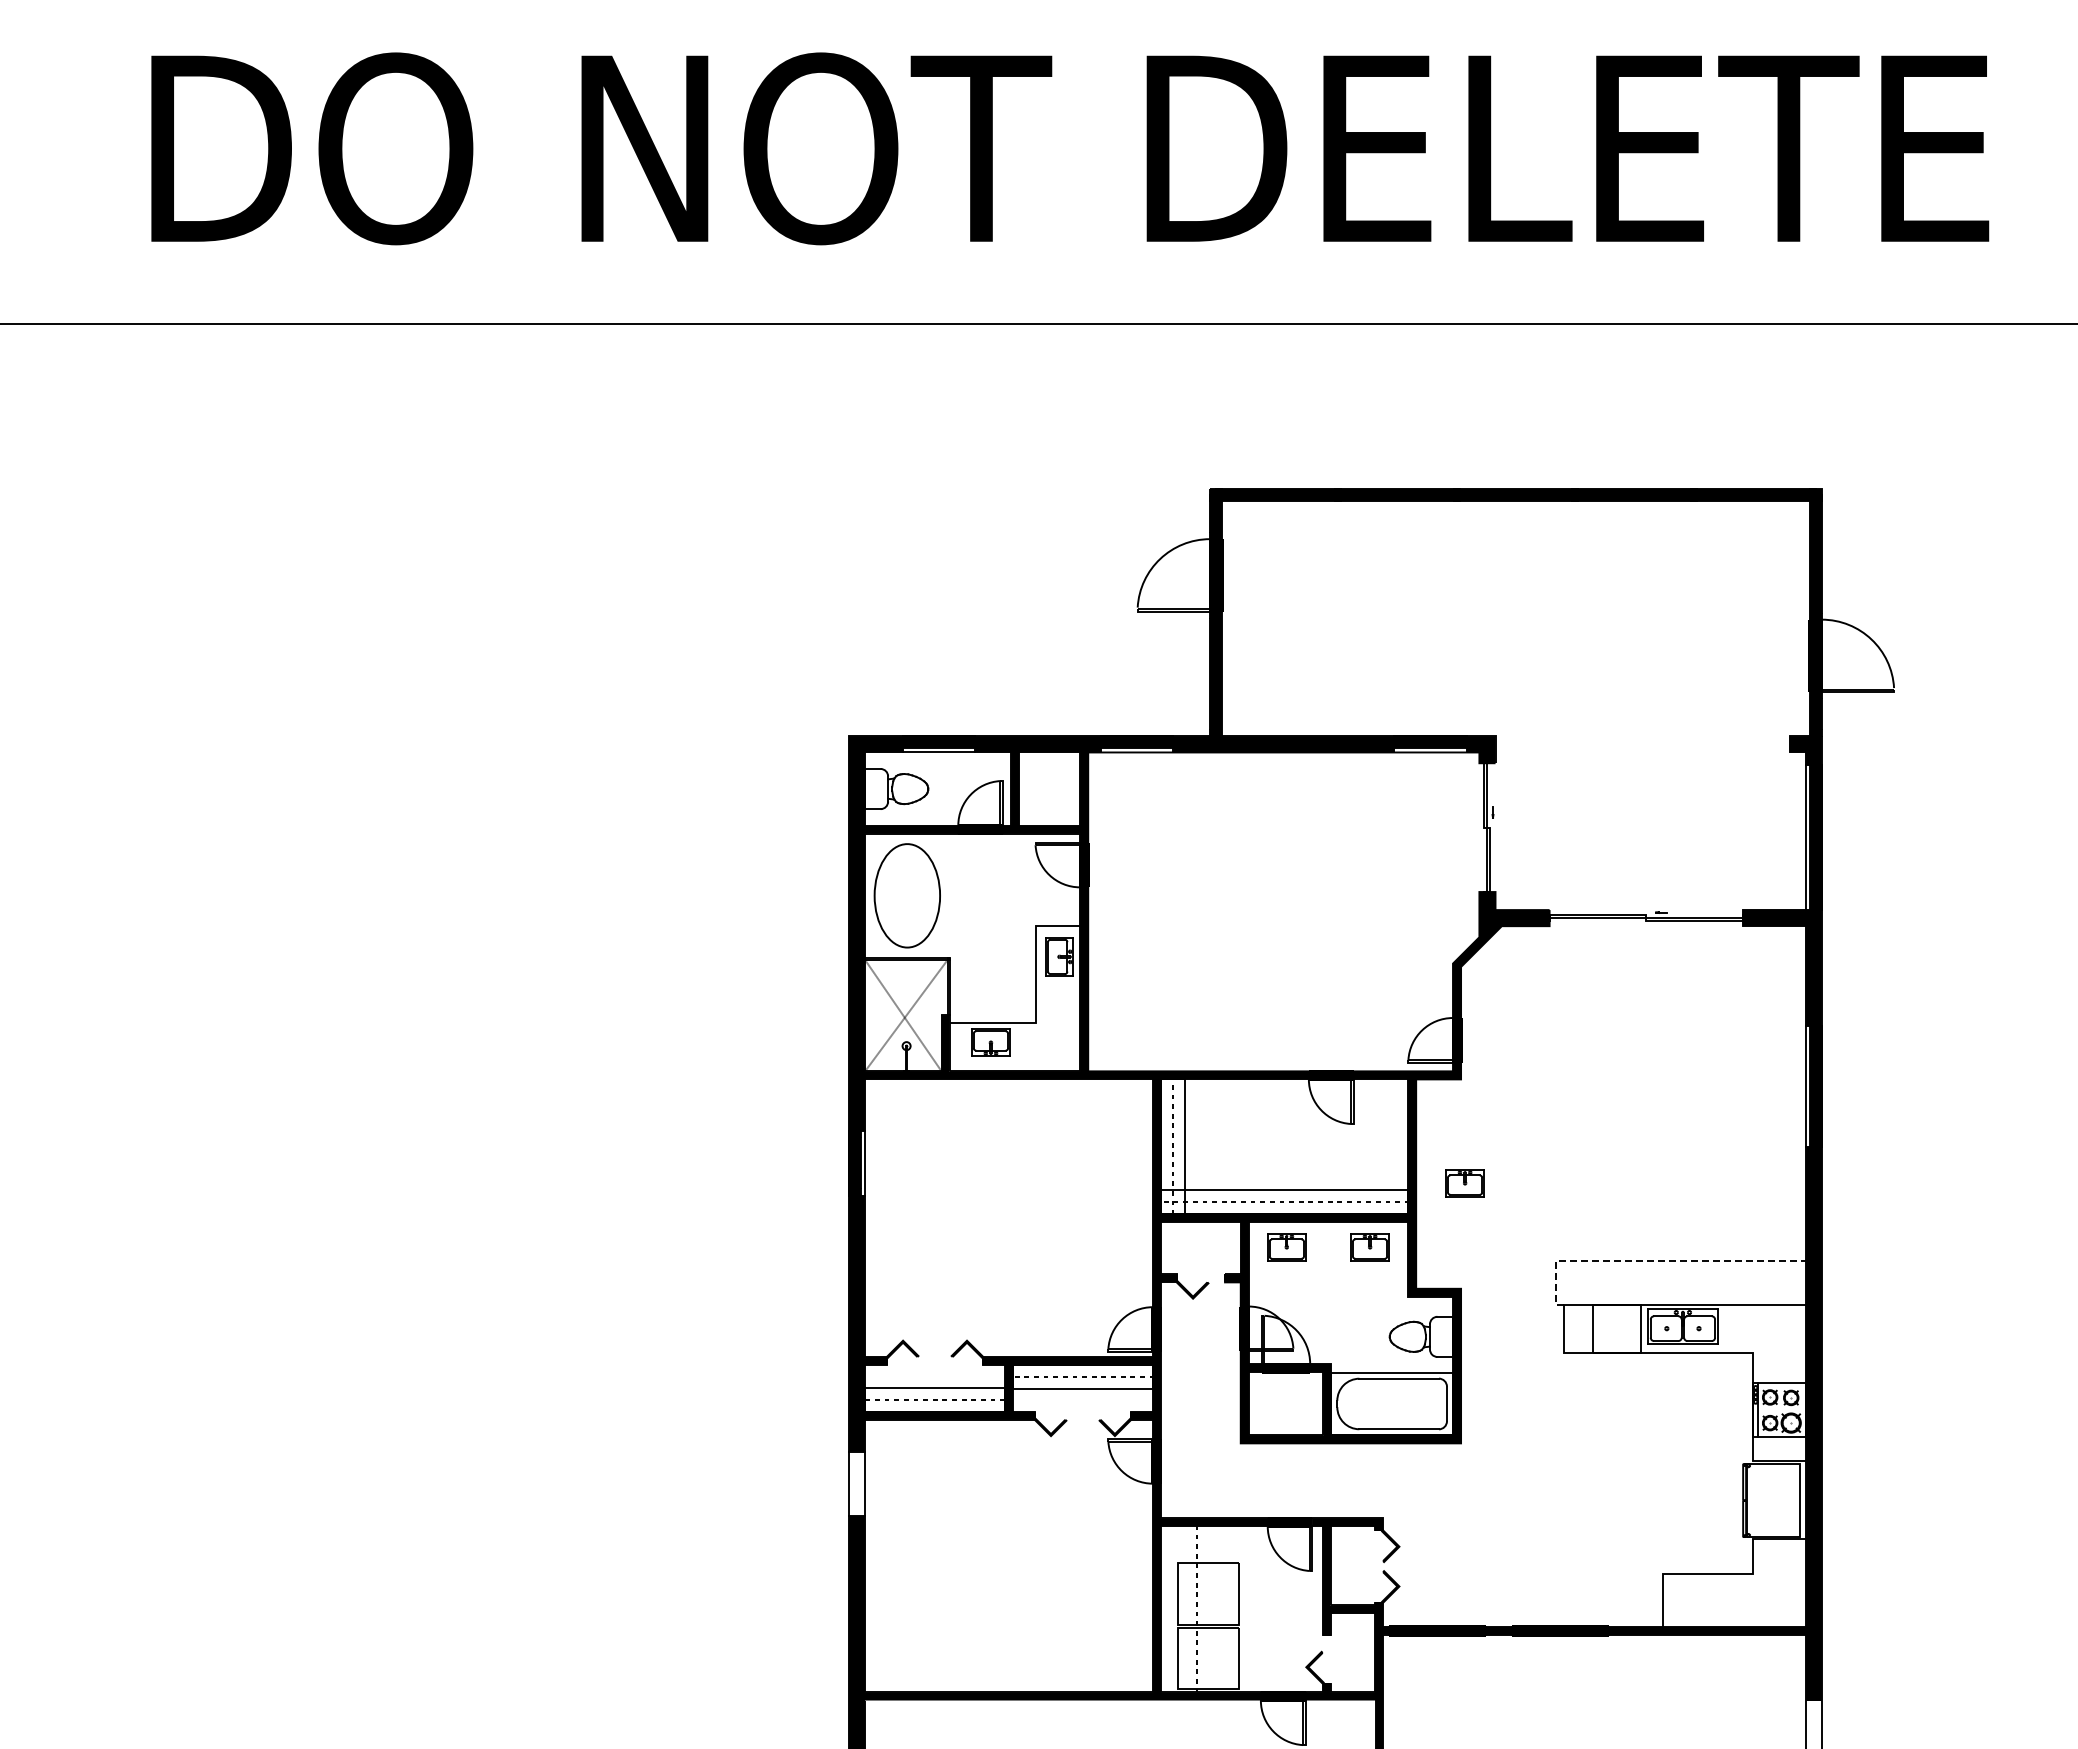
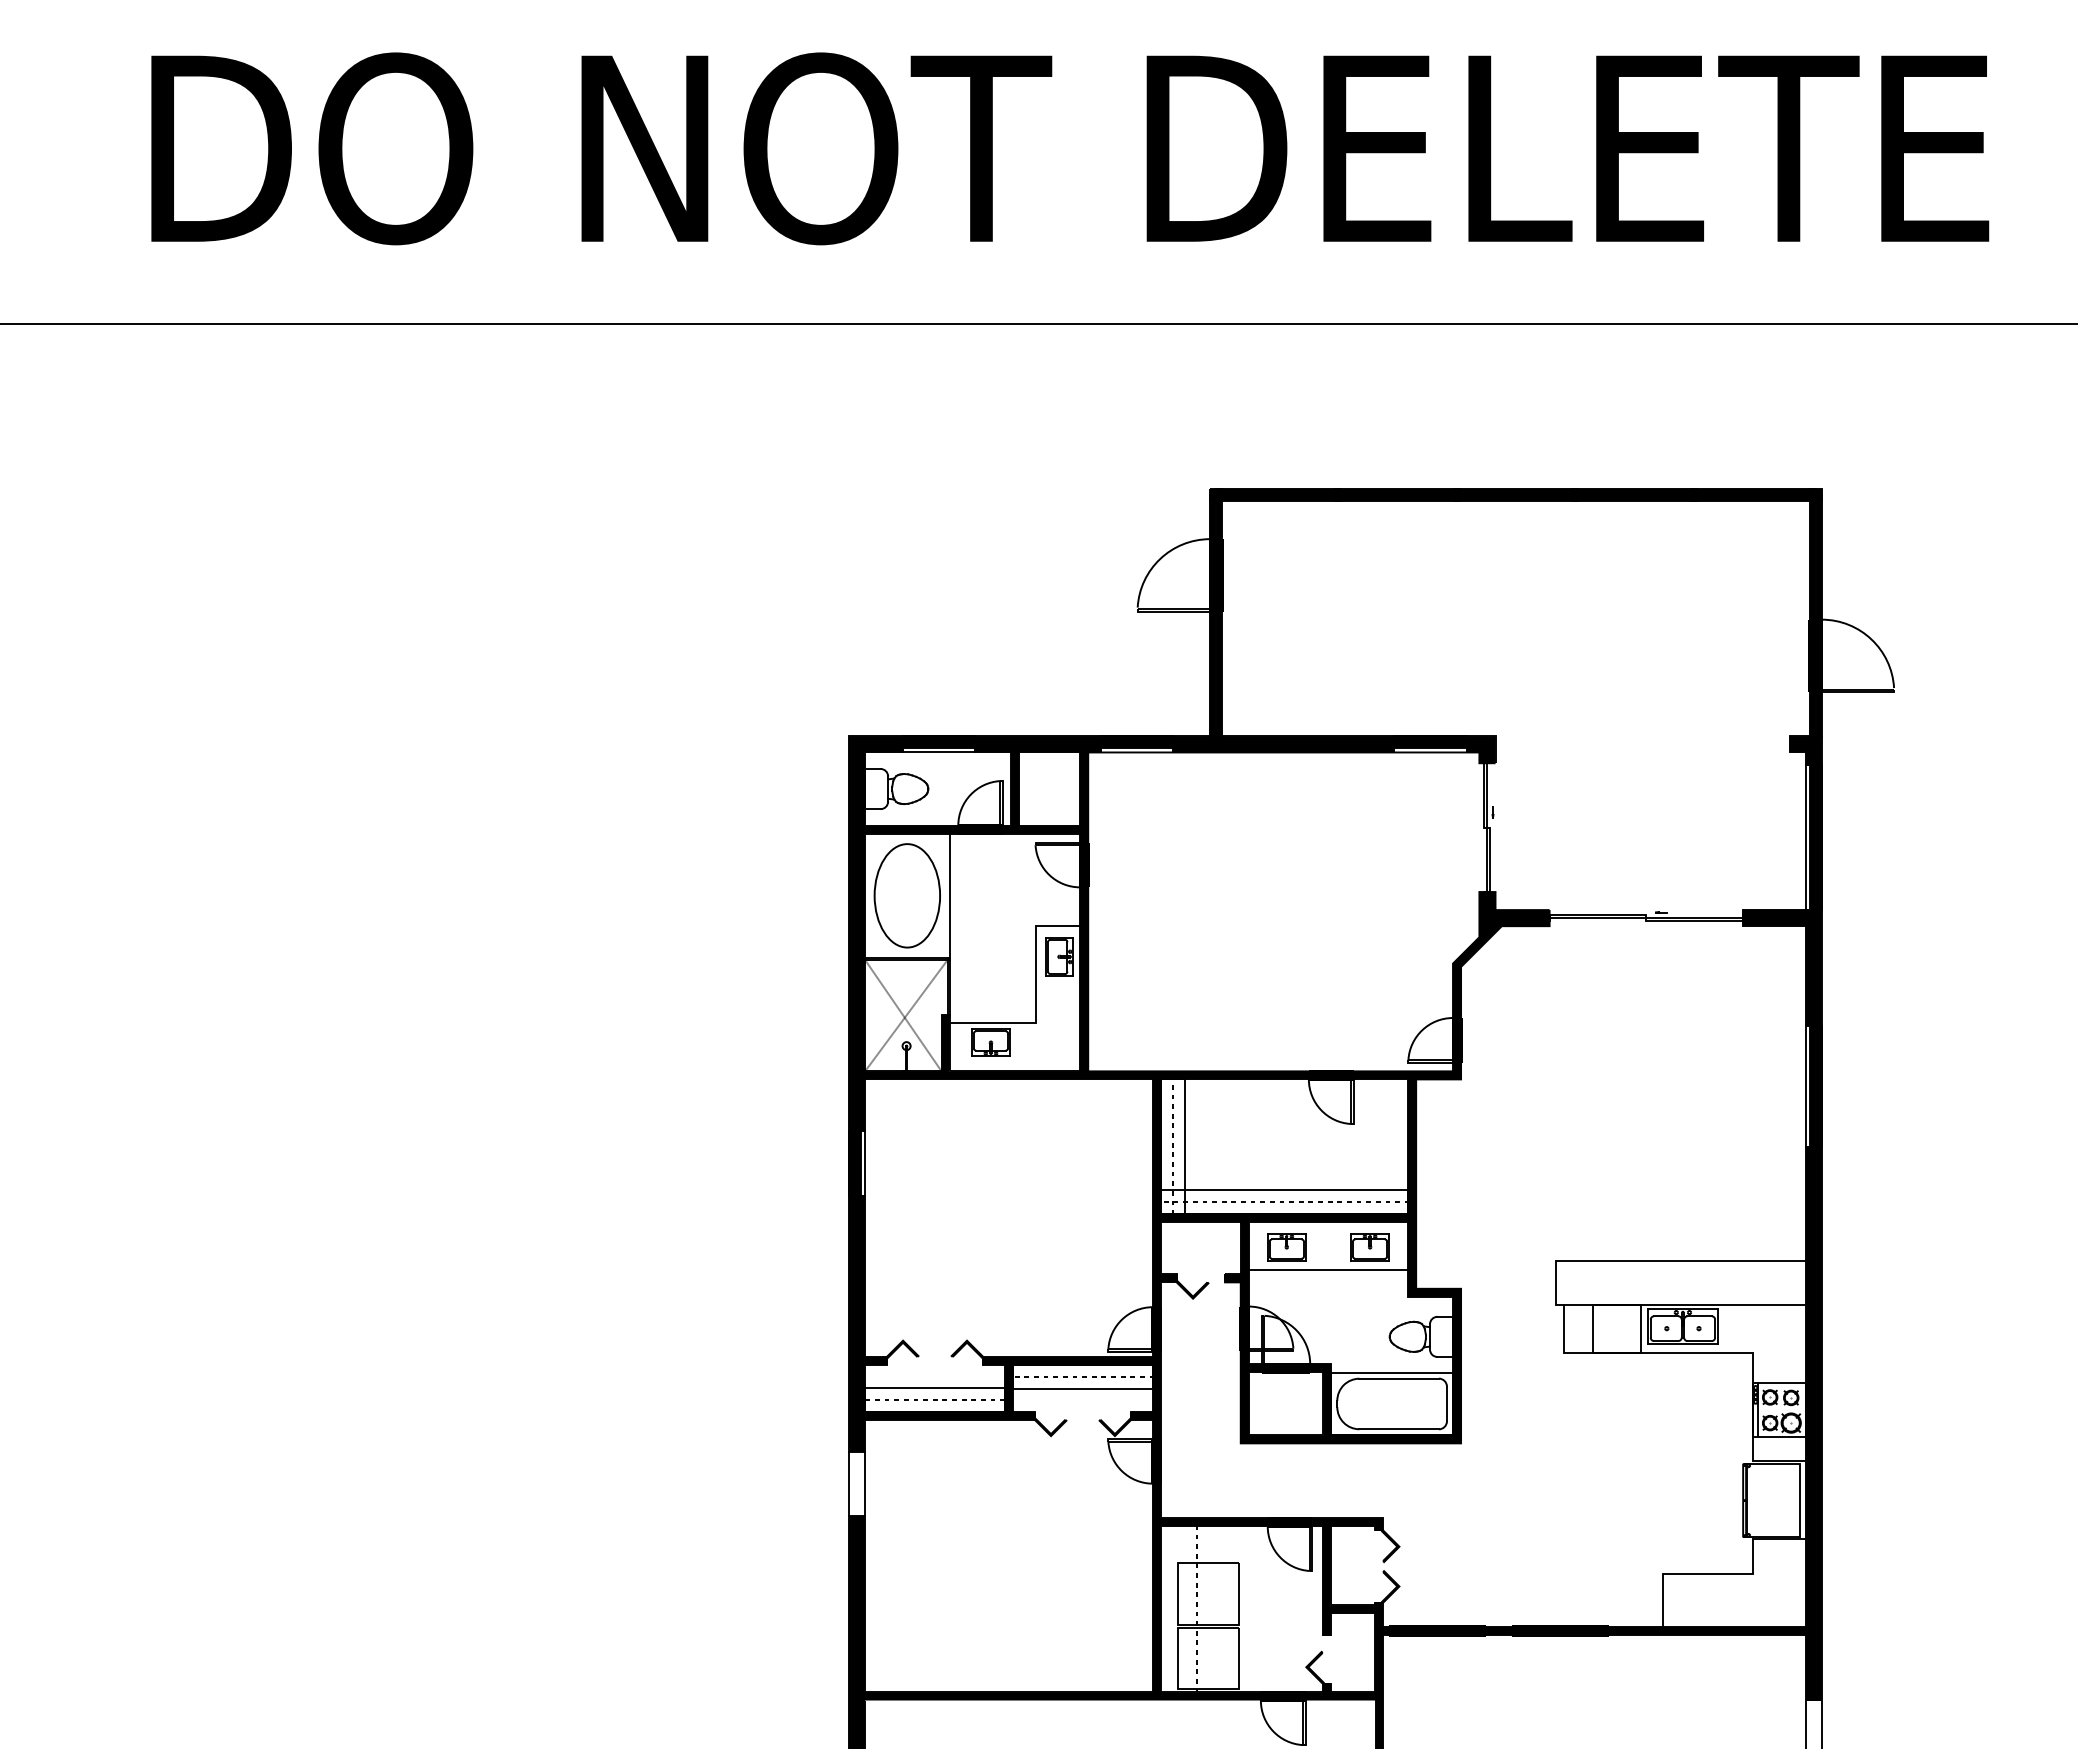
line: none -> present (949, 895)
part: present -> none (1464, 1183)
line: dashed -> solid (1652, 1261)
line: none -> present (1328, 1270)
